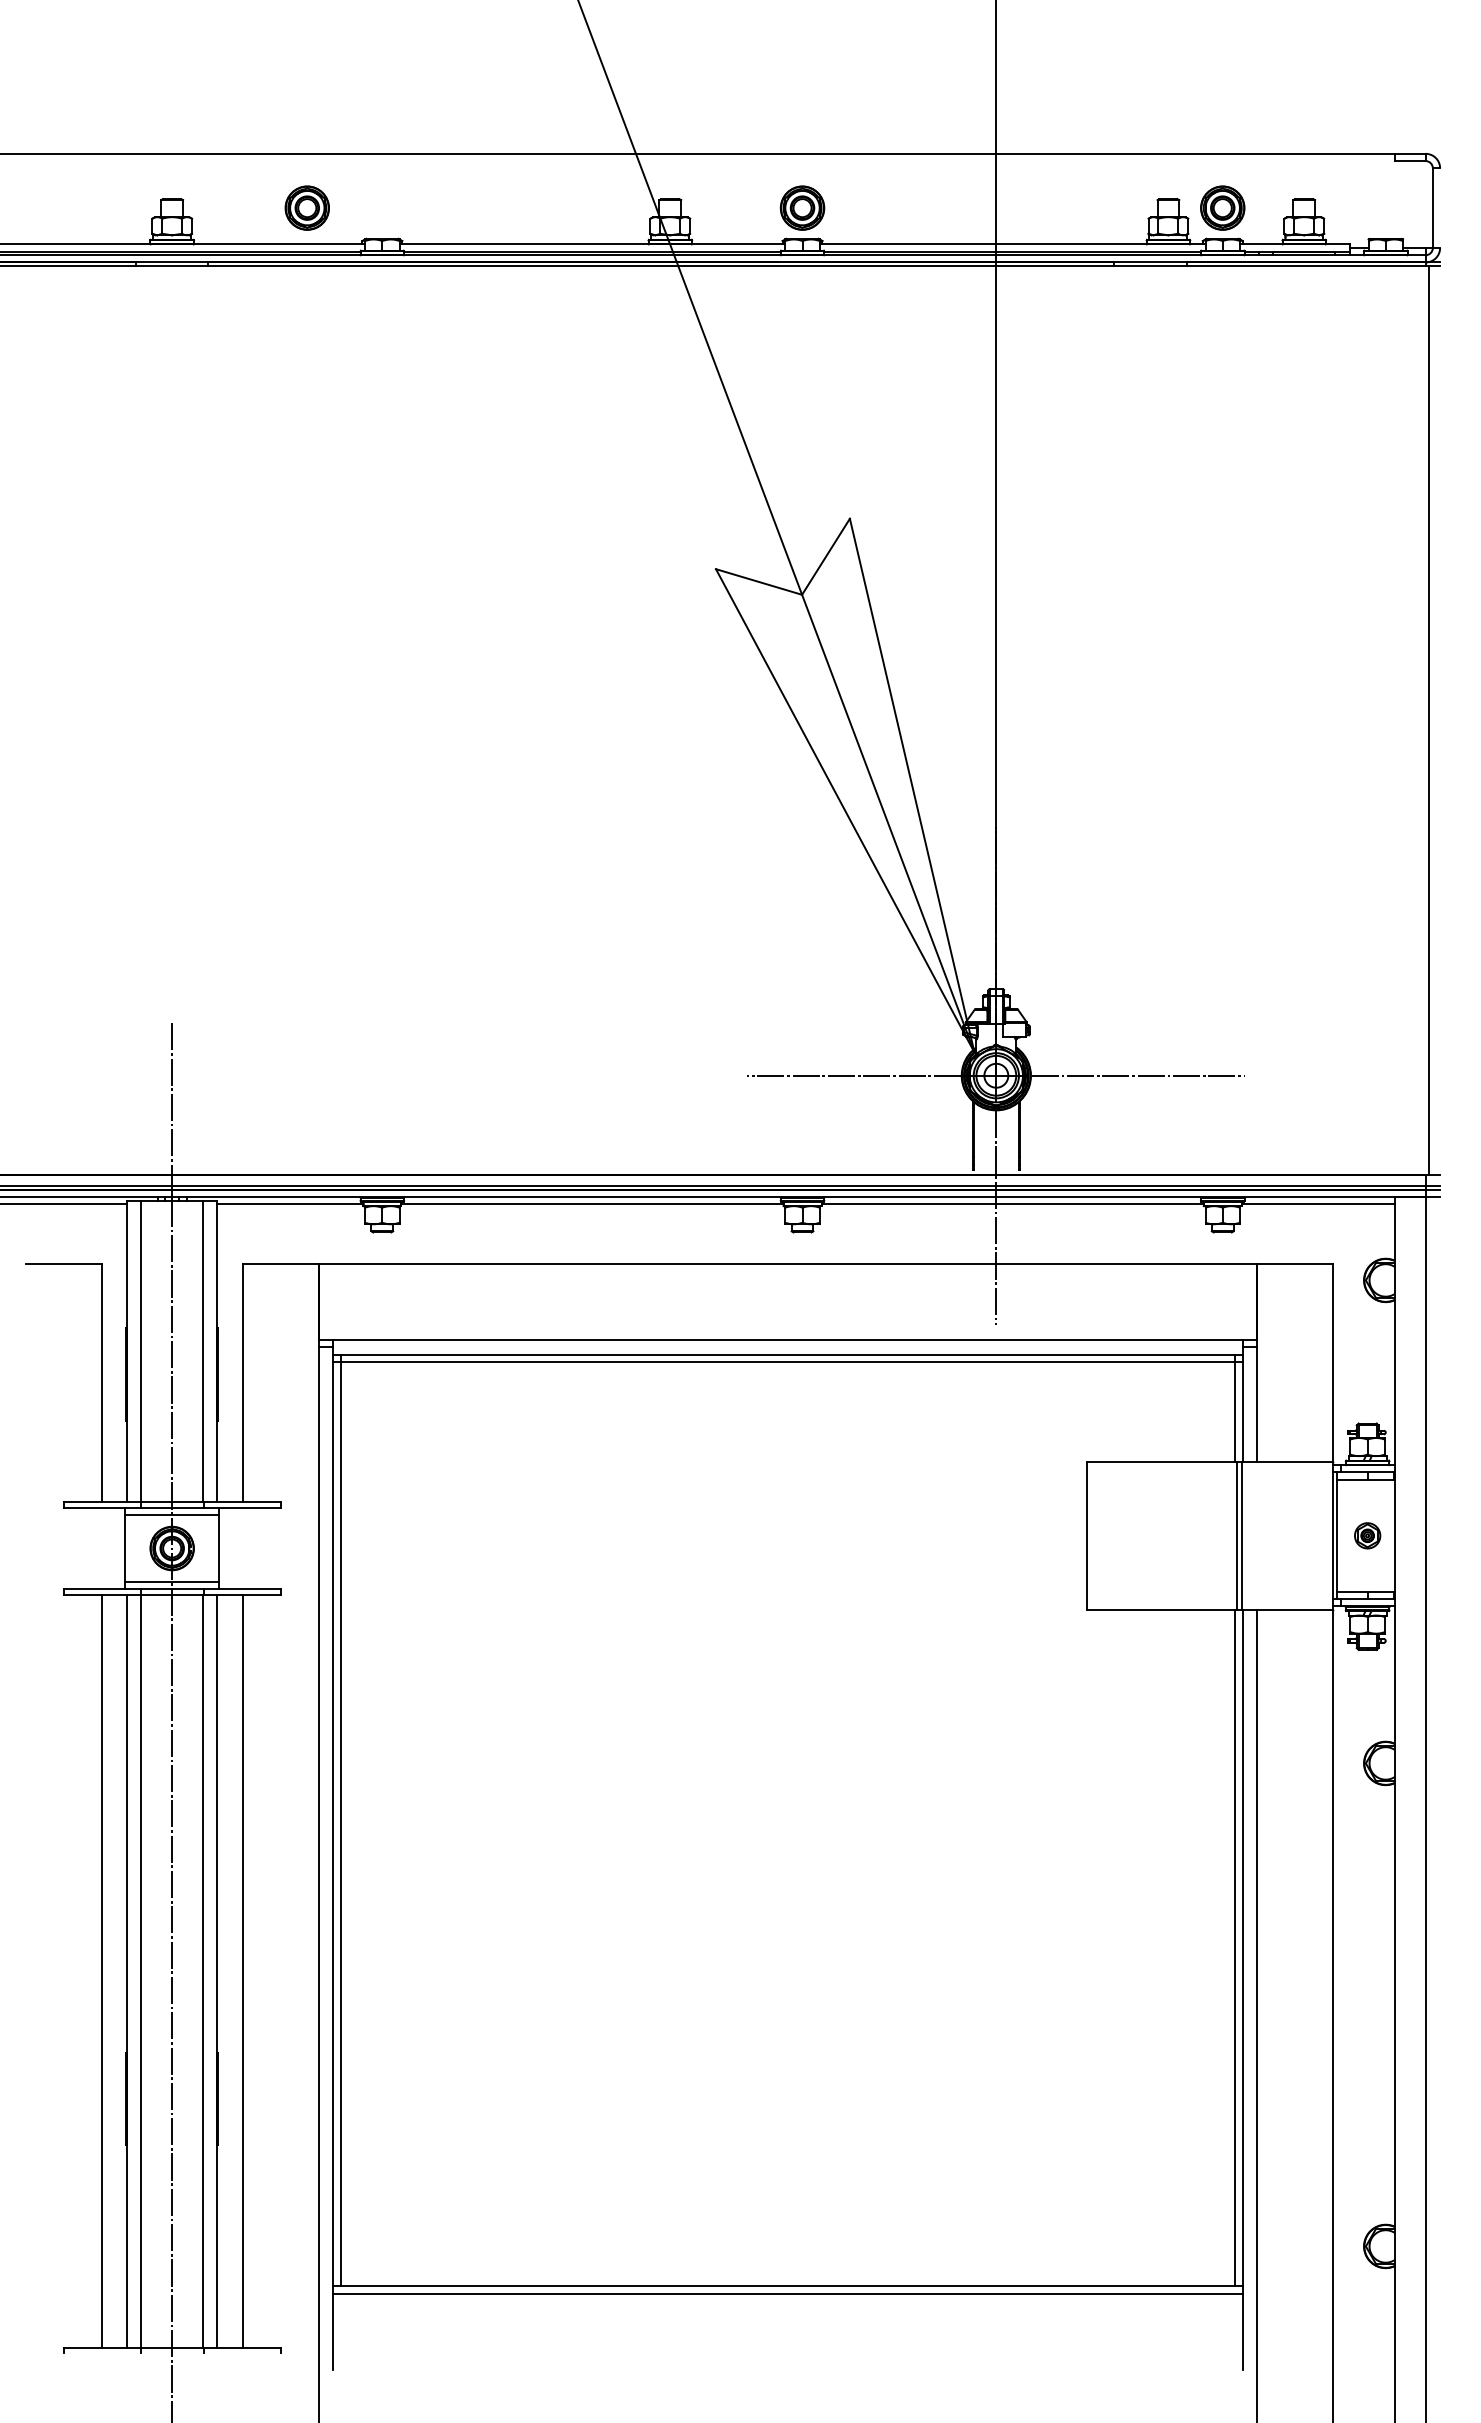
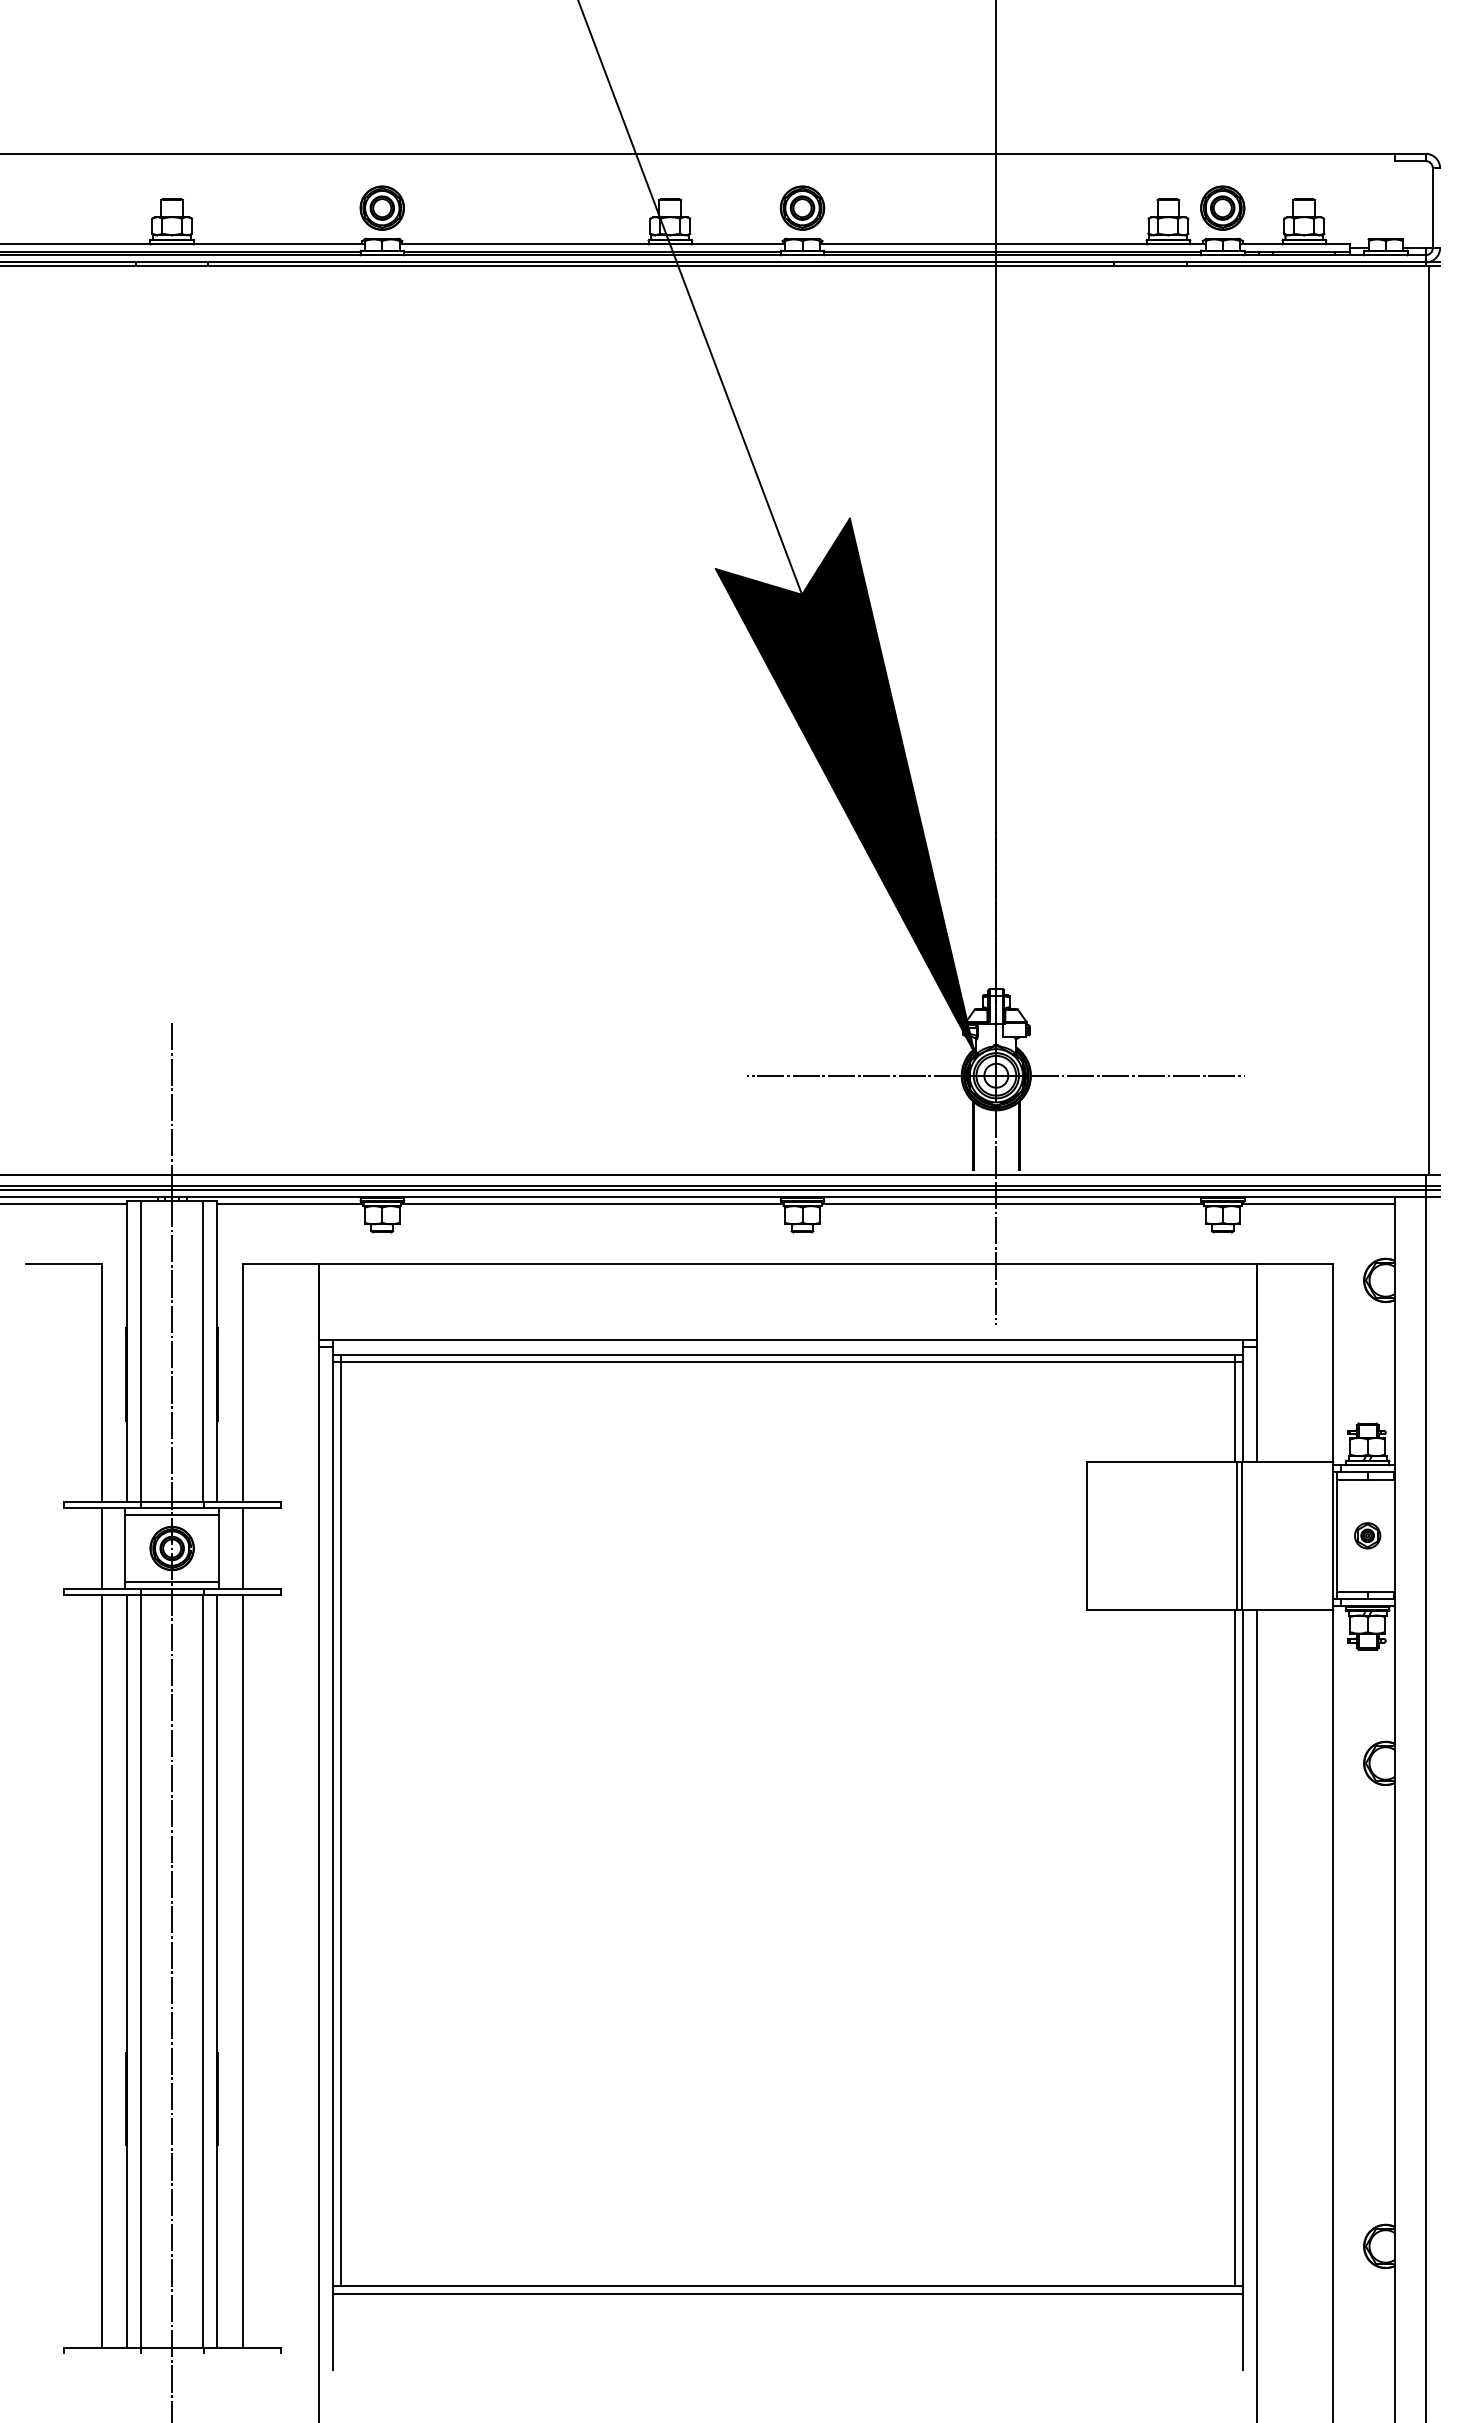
part position: (306, 207) -> (381, 207) (381, 207)
fill: none -> present (845, 785)
line: none -> present (101, 1548)
line: none -> present (242, 1548)
